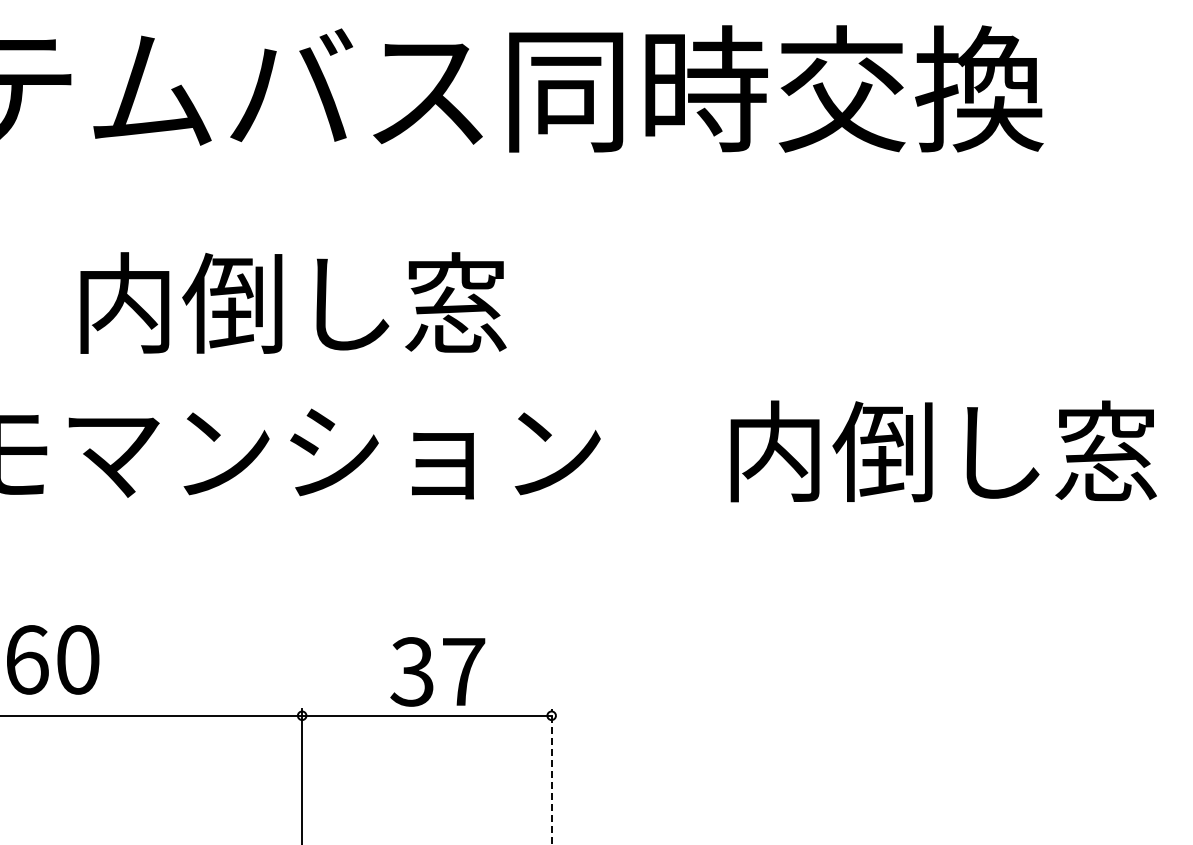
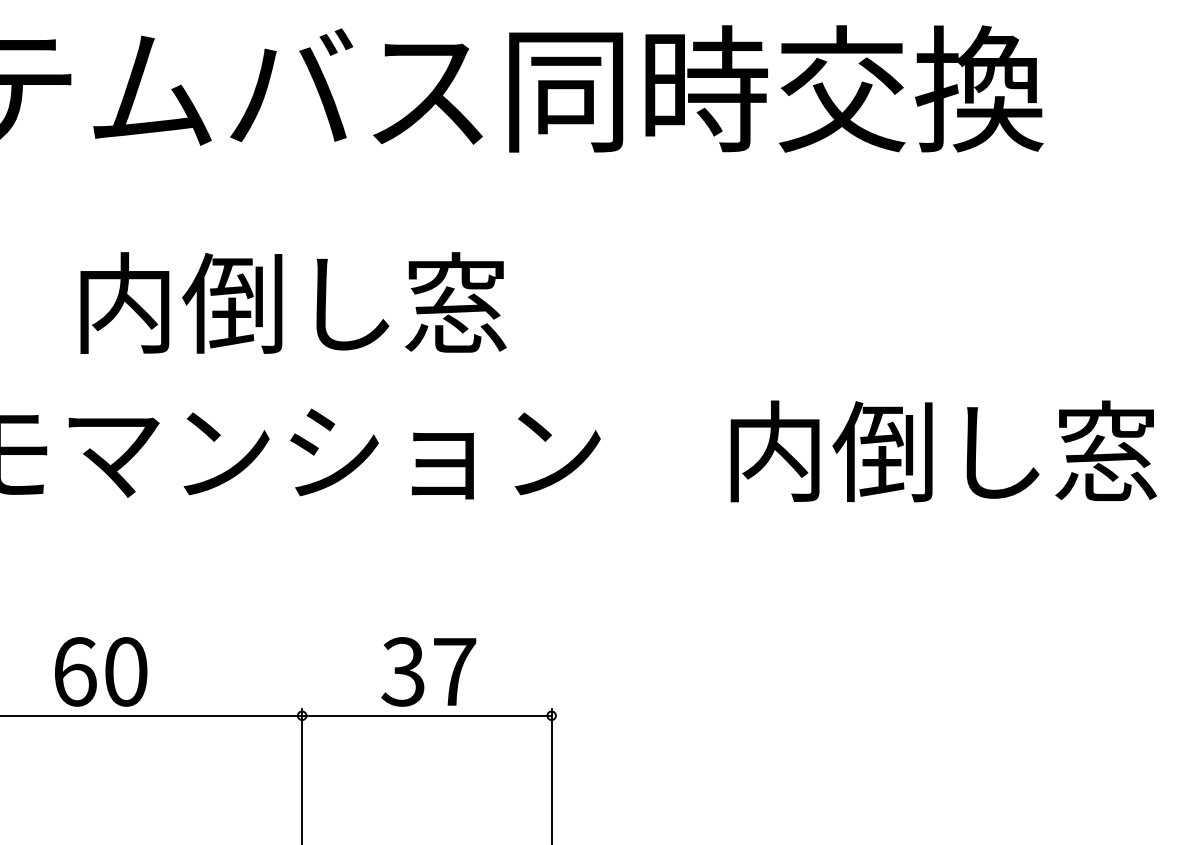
text position: (53, 659) -> (101, 671) (101, 671)
text position: (437, 671) -> (428, 671) (428, 671)
line: dashed -> solid (551, 776)
